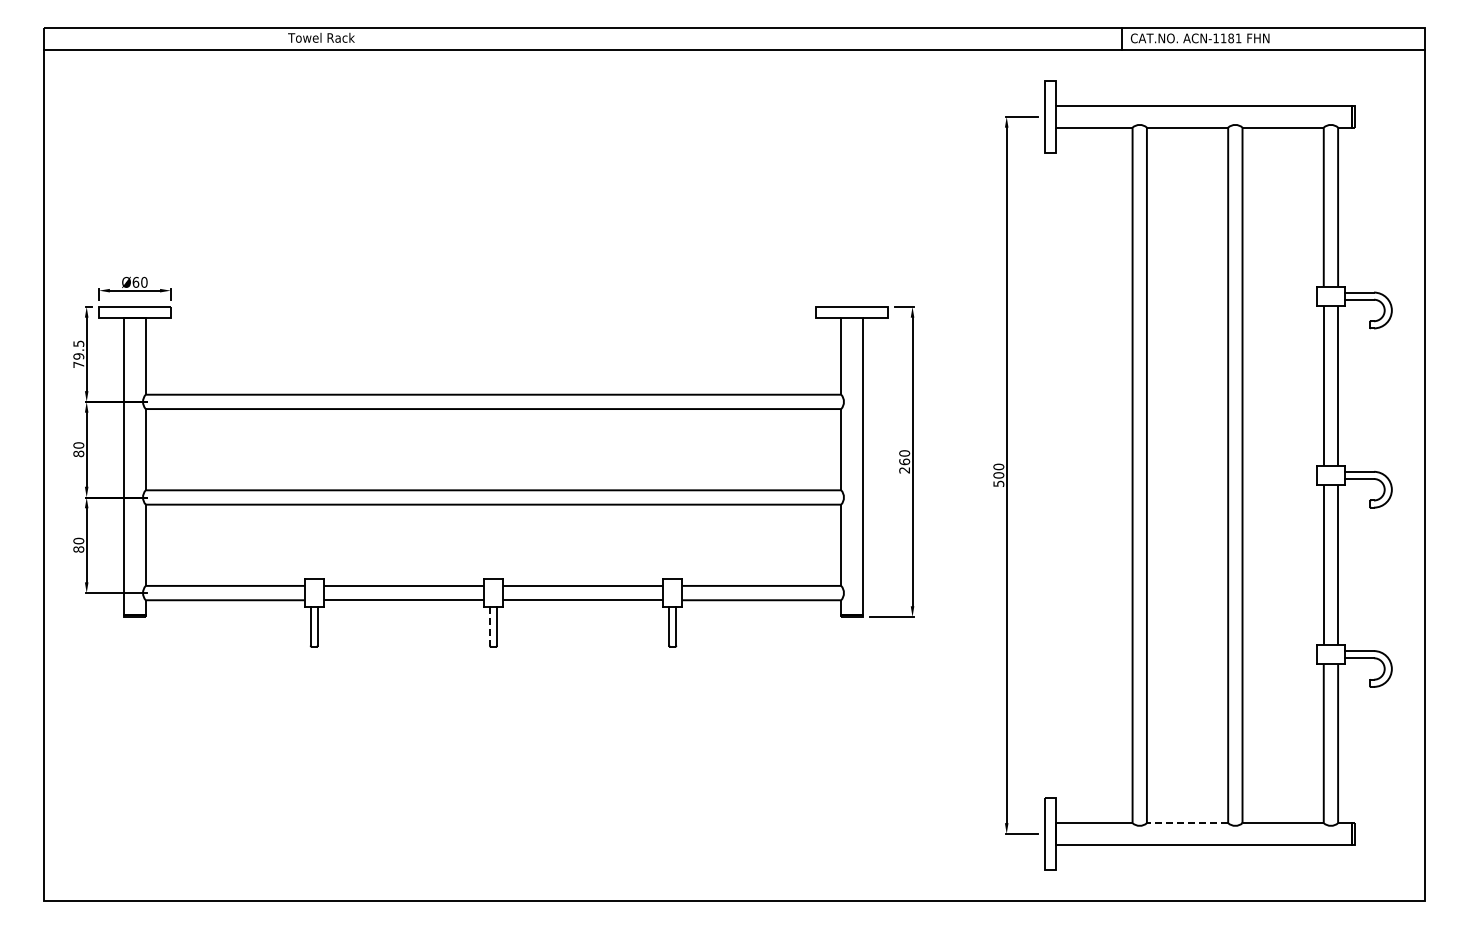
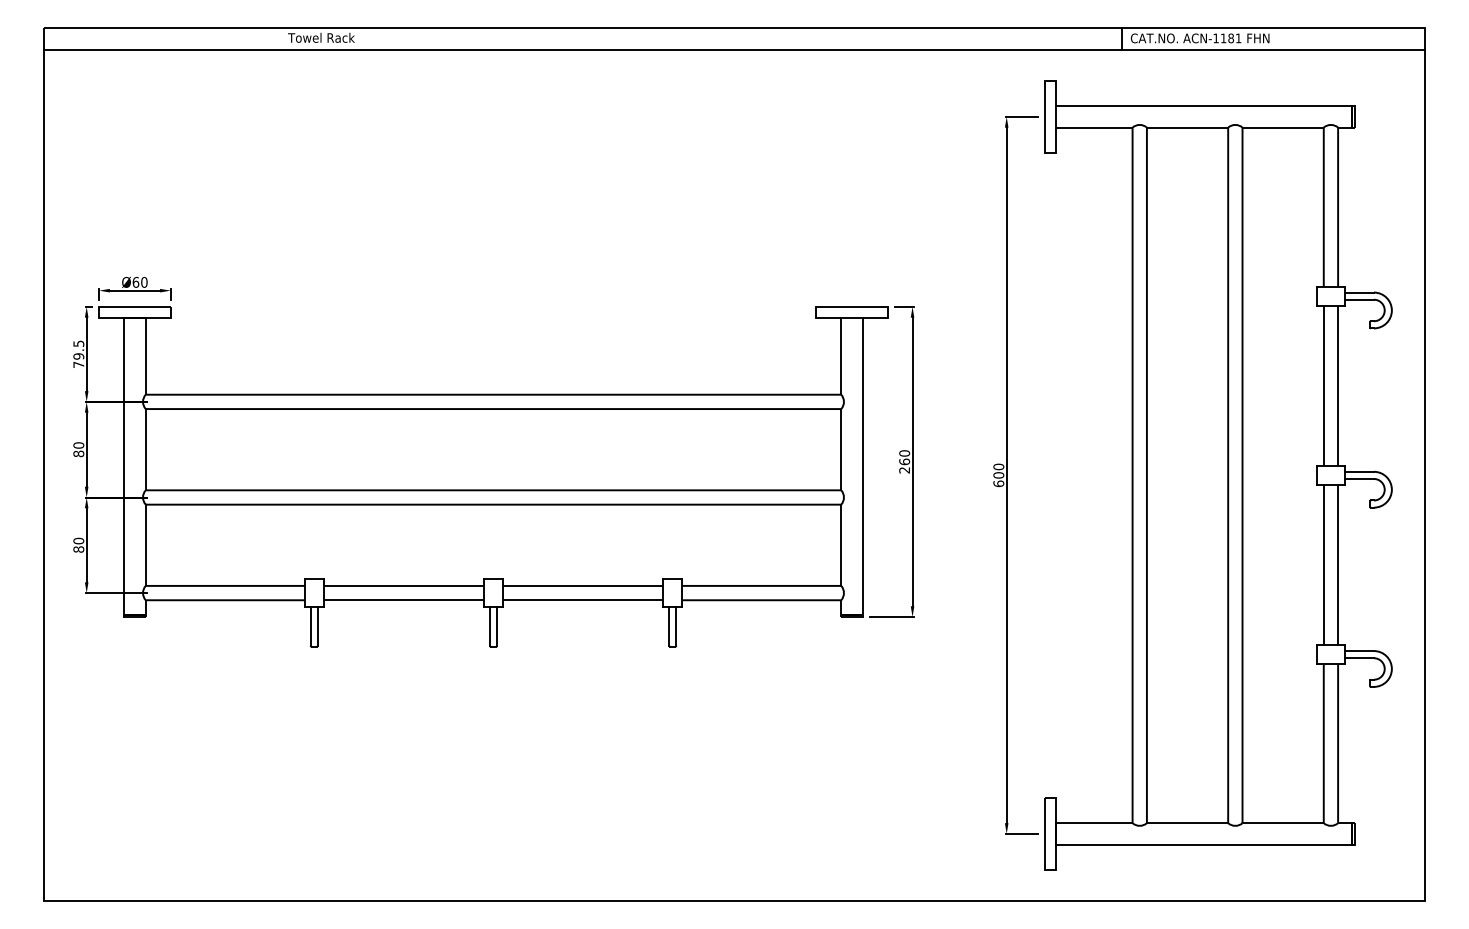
text: 500 -> 600 (998, 483)
line: dashed -> solid (489, 627)
line: dashed -> solid (1187, 823)
